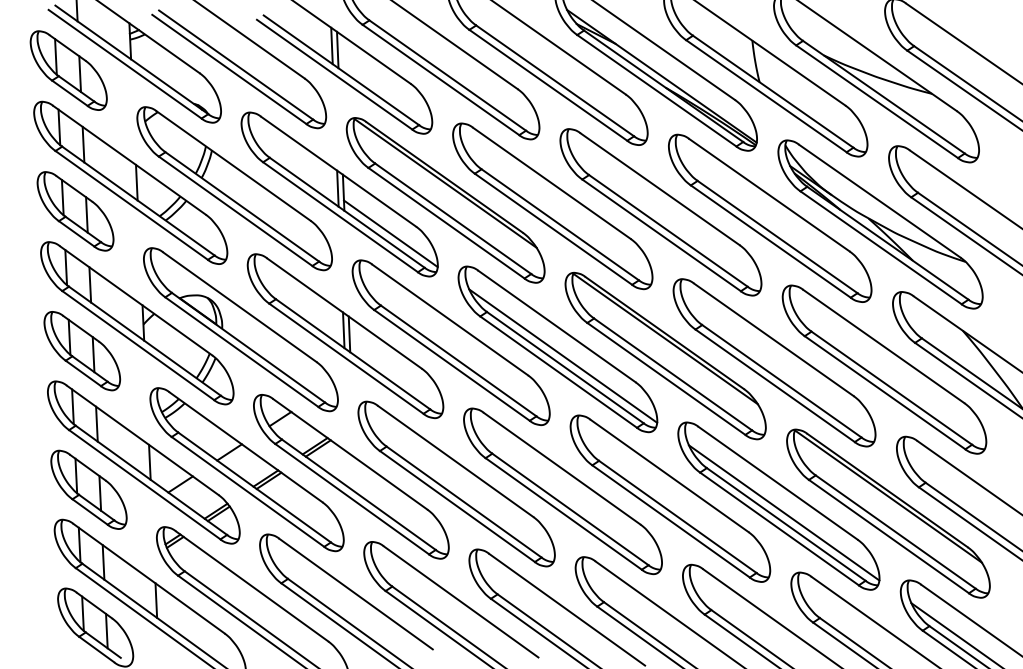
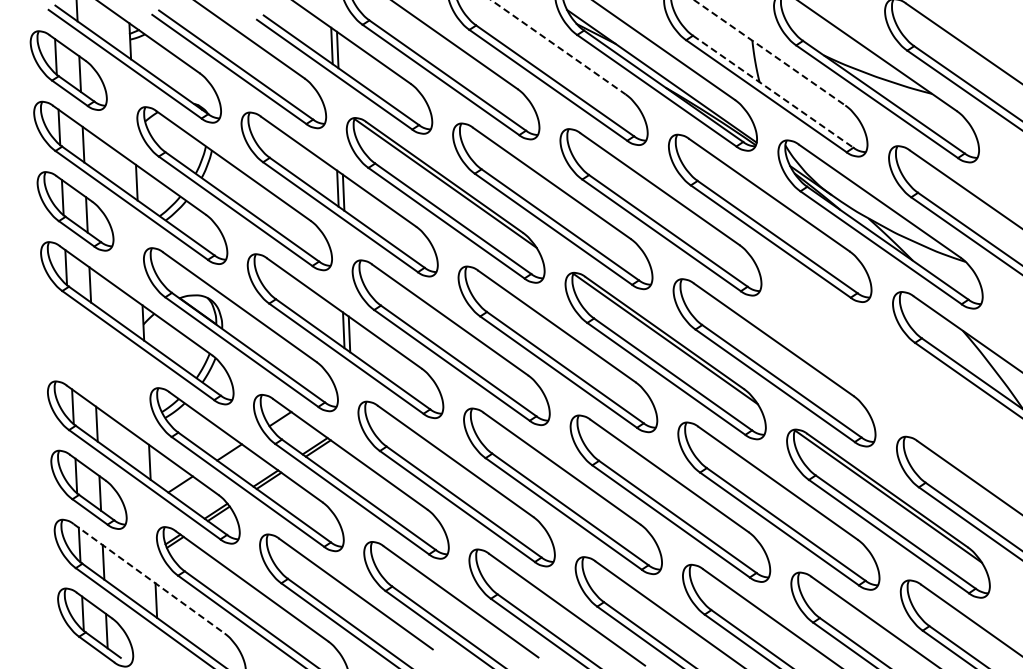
line: solid -> dashed (558, 47)
line: solid -> dashed (769, 52)
line: solid -> dashed (773, 91)
line: present -> none (390, 233)
part: present -> none (82, 351)
line: present -> none (563, 355)
part: present -> none (884, 369)
line: present -> none (783, 512)
line: solid -> dashed (149, 579)
line: present -> none (955, 634)
